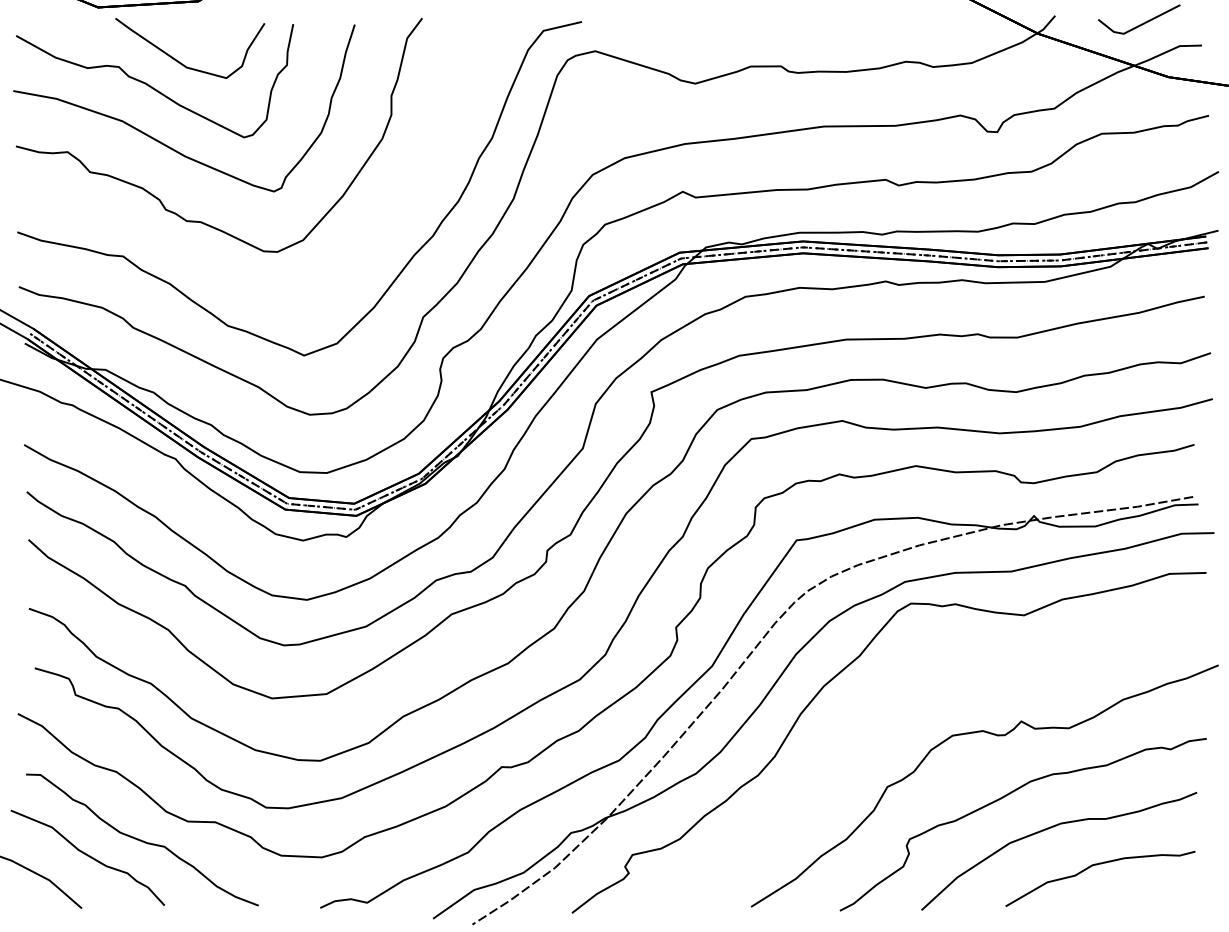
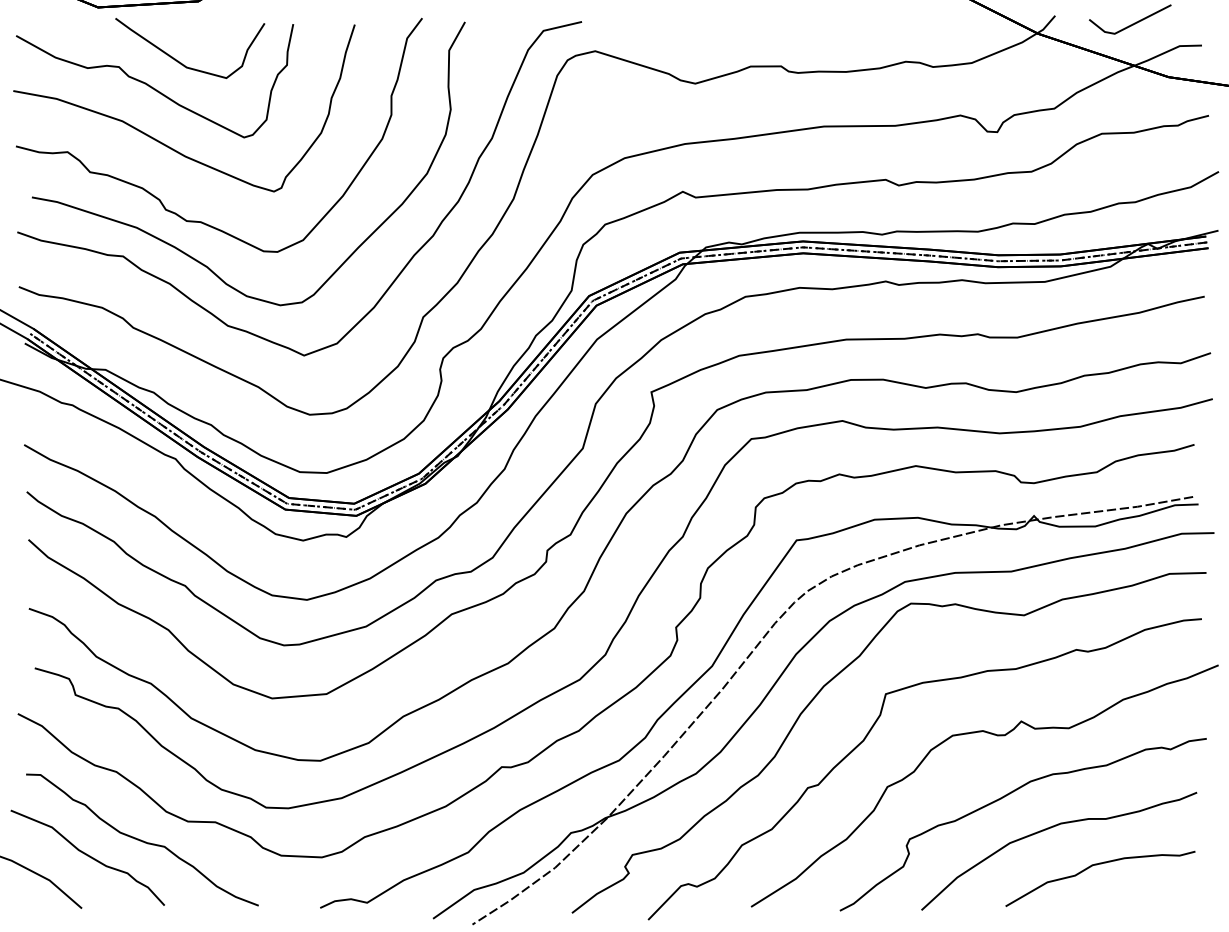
line position: (1141, 23) -> (1132, 23) (1132, 23)
curve: none -> present (187, 253)
curve: none -> present (869, 733)
